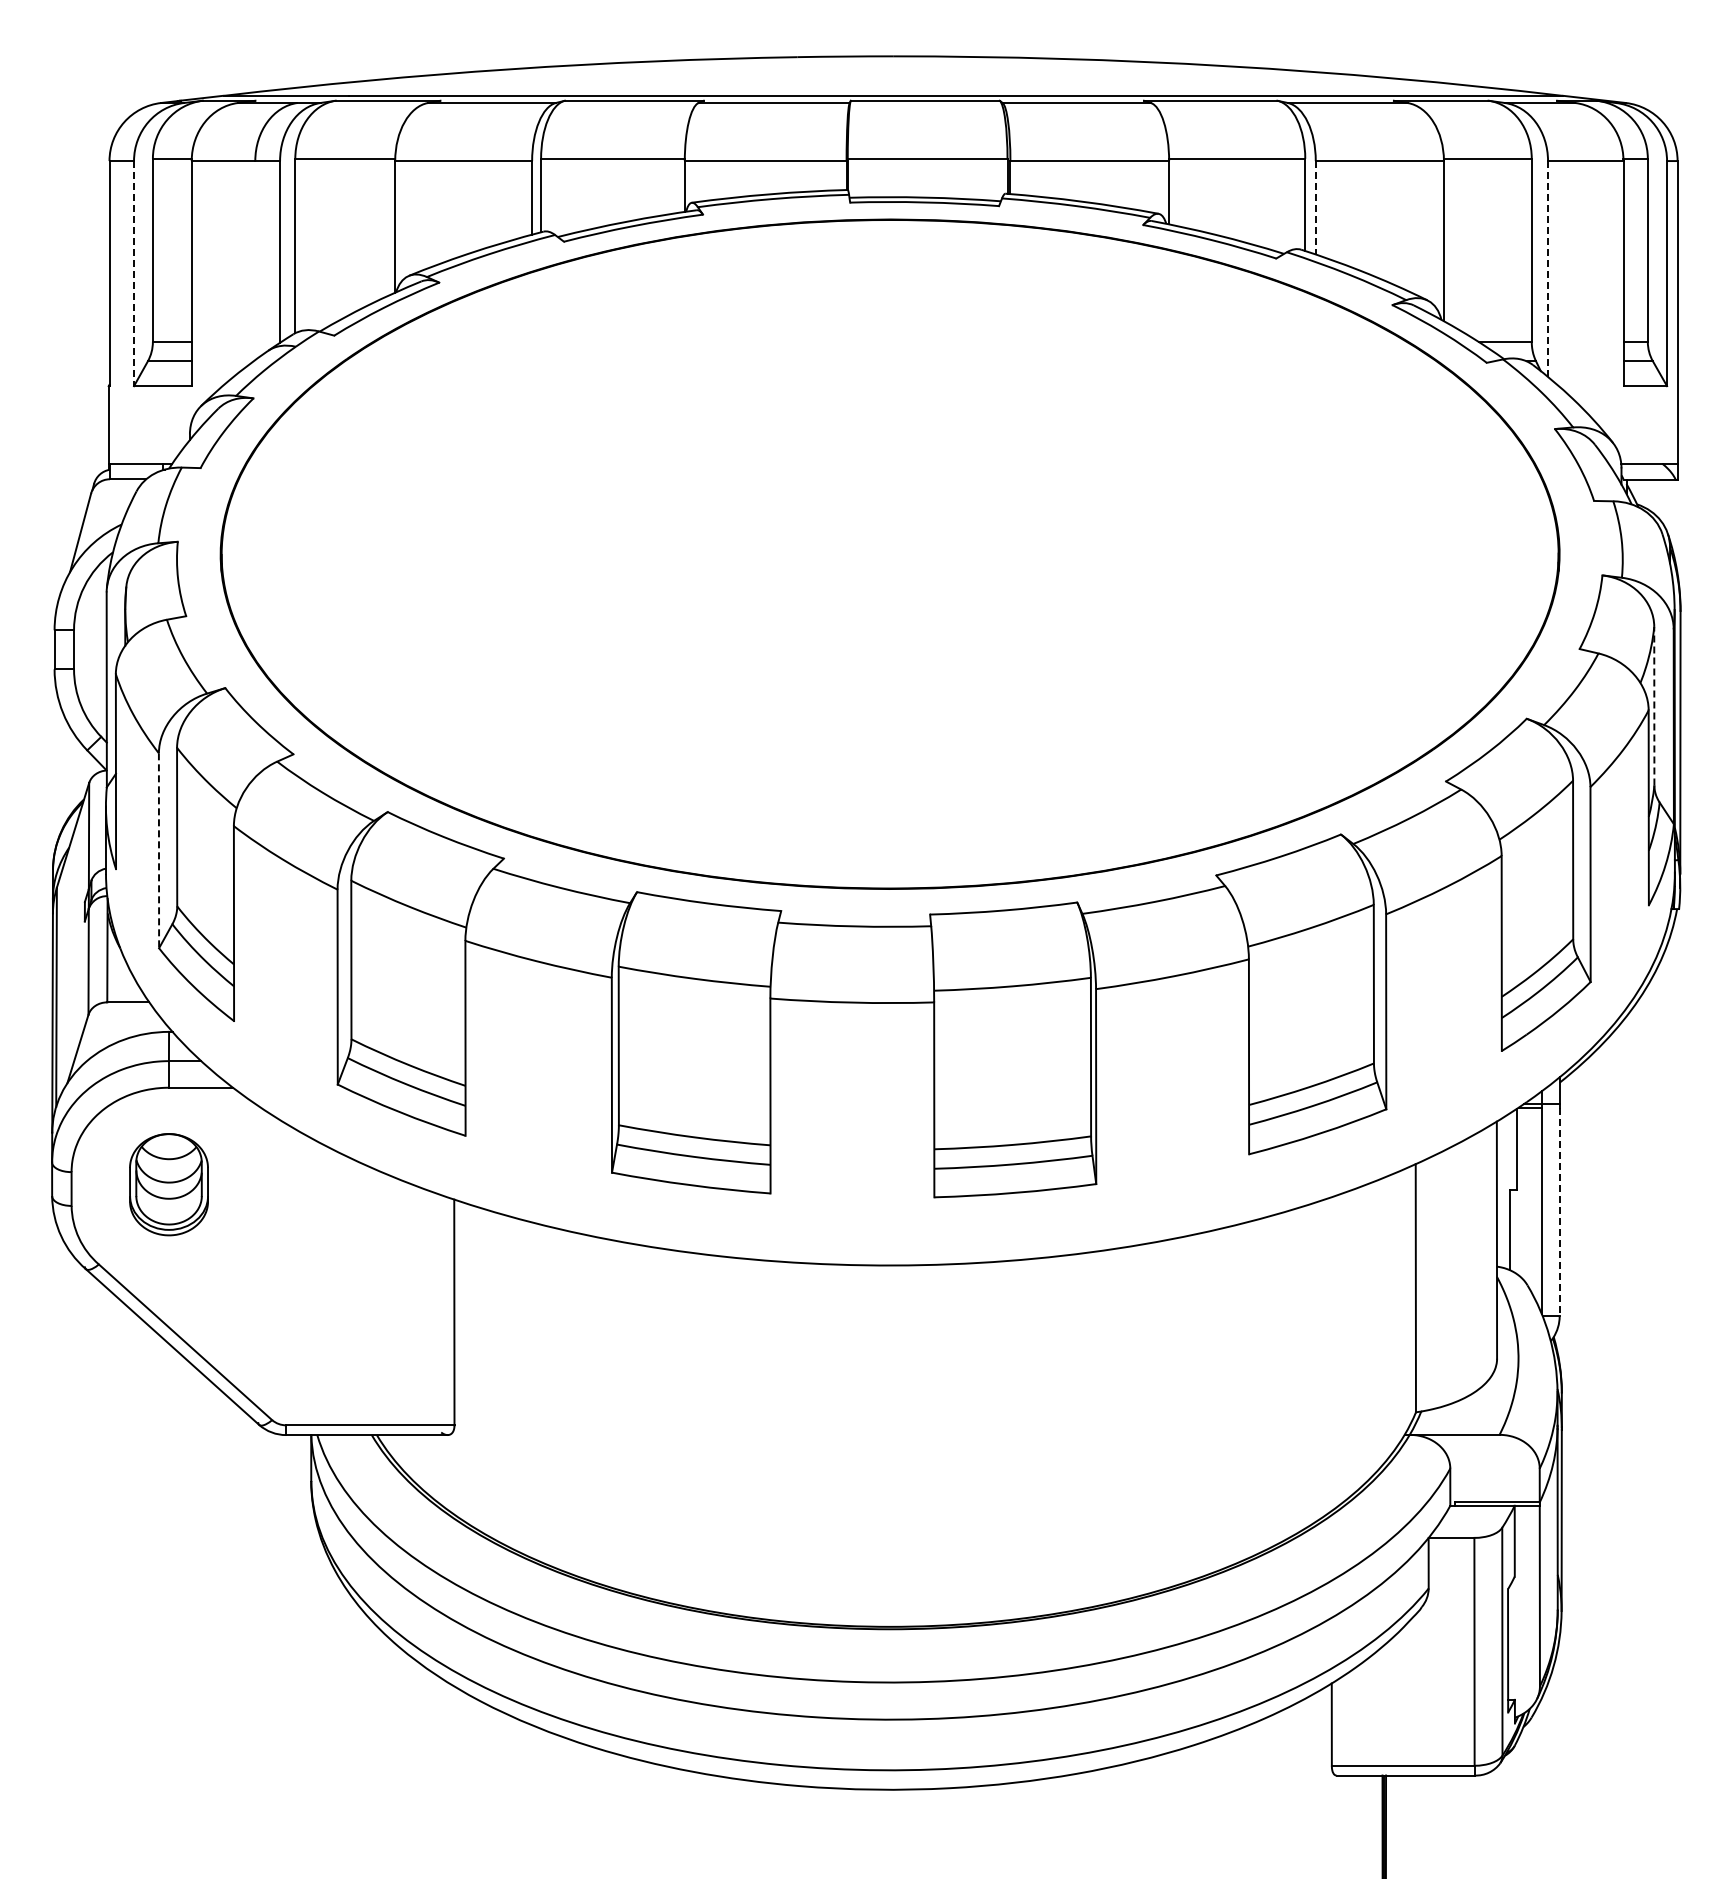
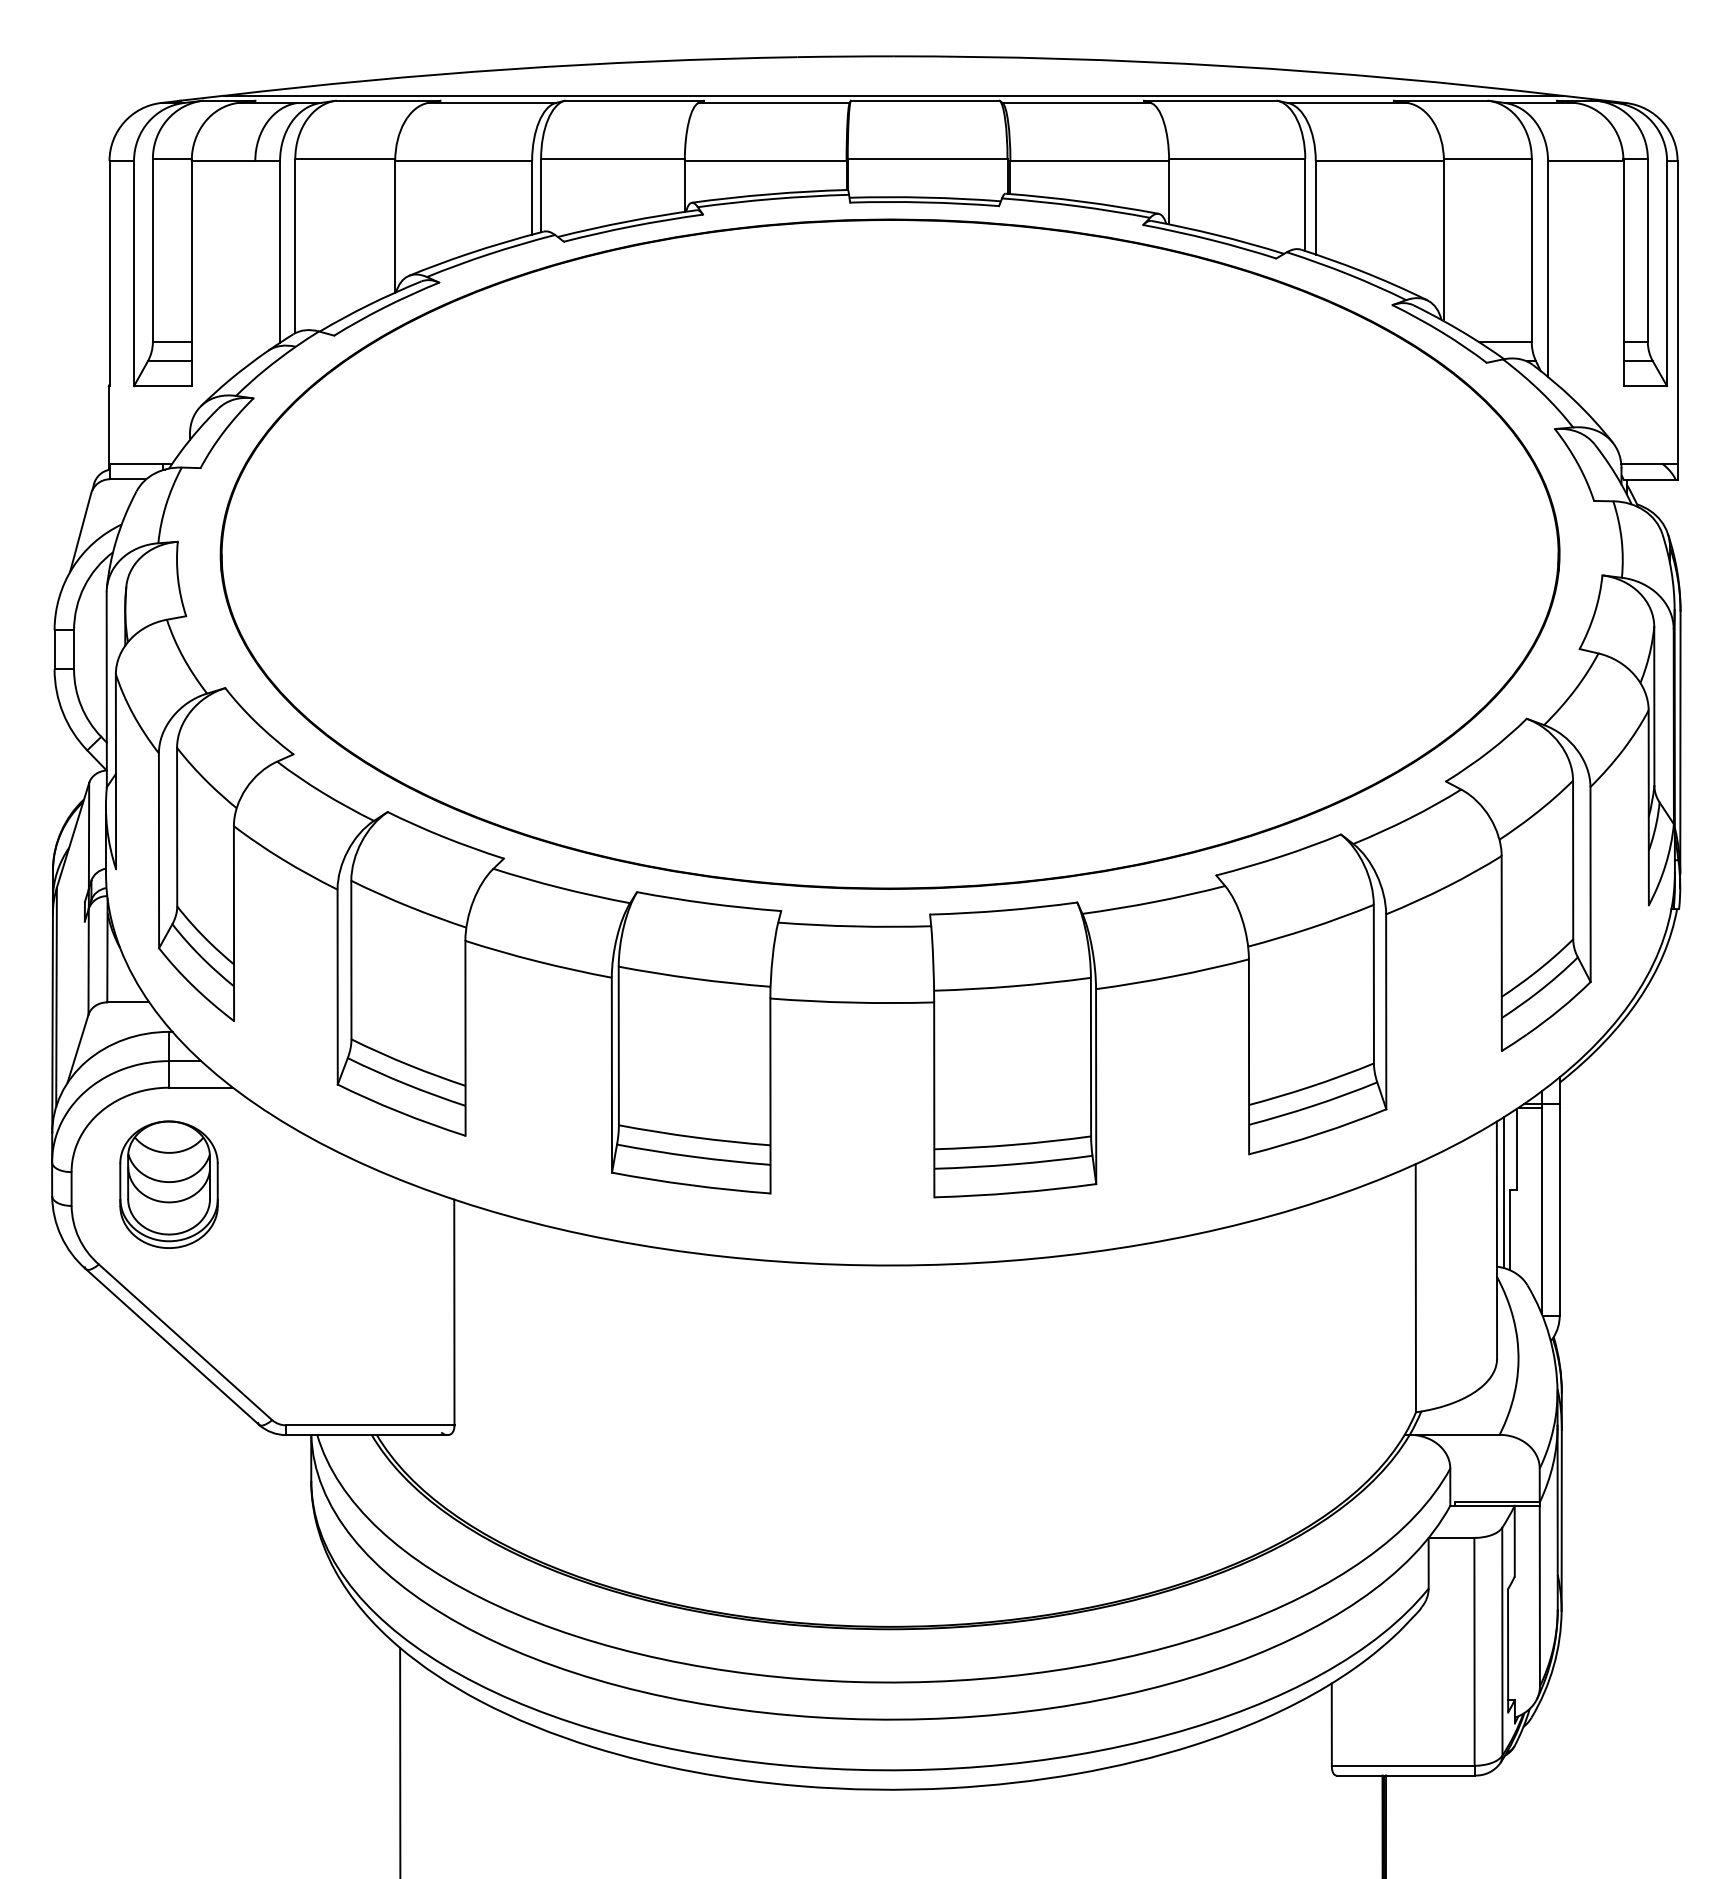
line: dashed -> solid (1315, 207)
line: dashed -> solid (1548, 269)
line: dashed -> solid (134, 273)
line: dashed -> solid (1654, 705)
line: dashed -> solid (159, 851)
part size: 80x104 px -> 100x129 px (168, 1184)
line: none -> present (1504, 1192)
line: dashed -> solid (1559, 1212)
line: none -> present (400, 1761)
